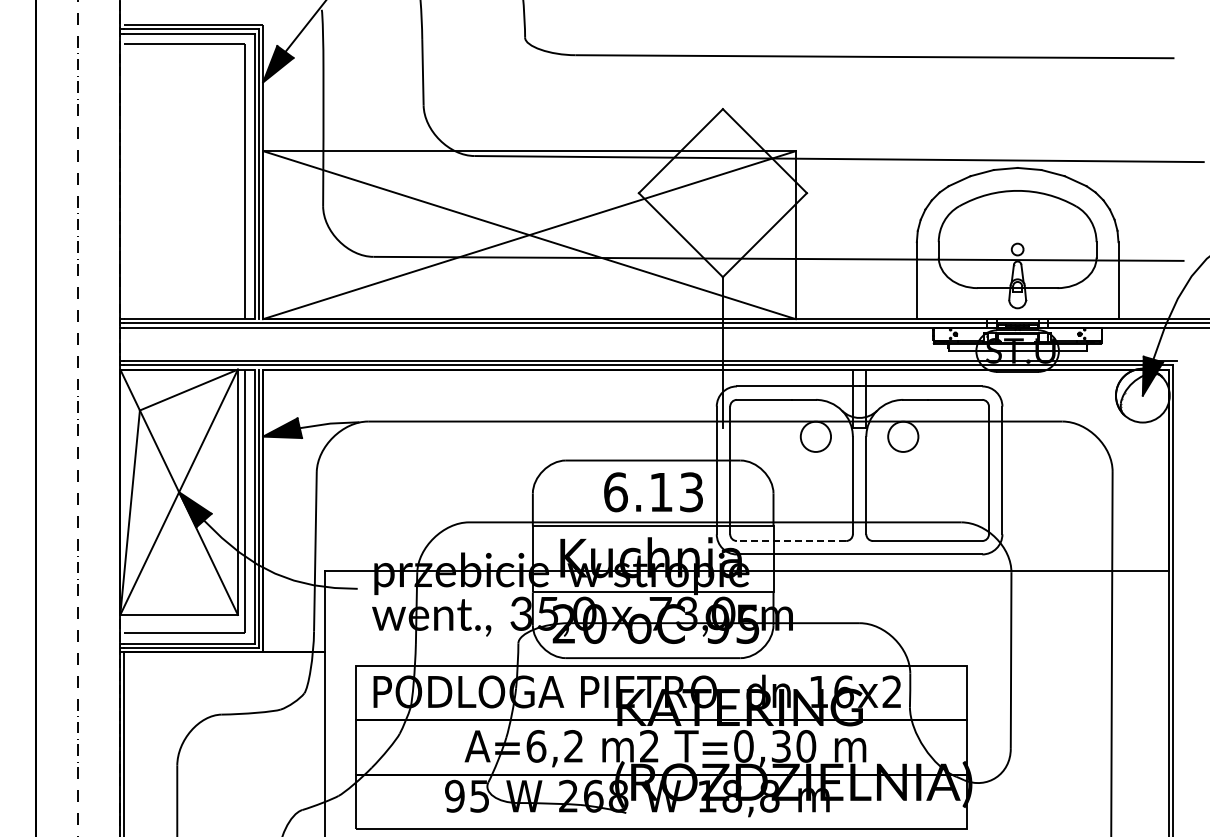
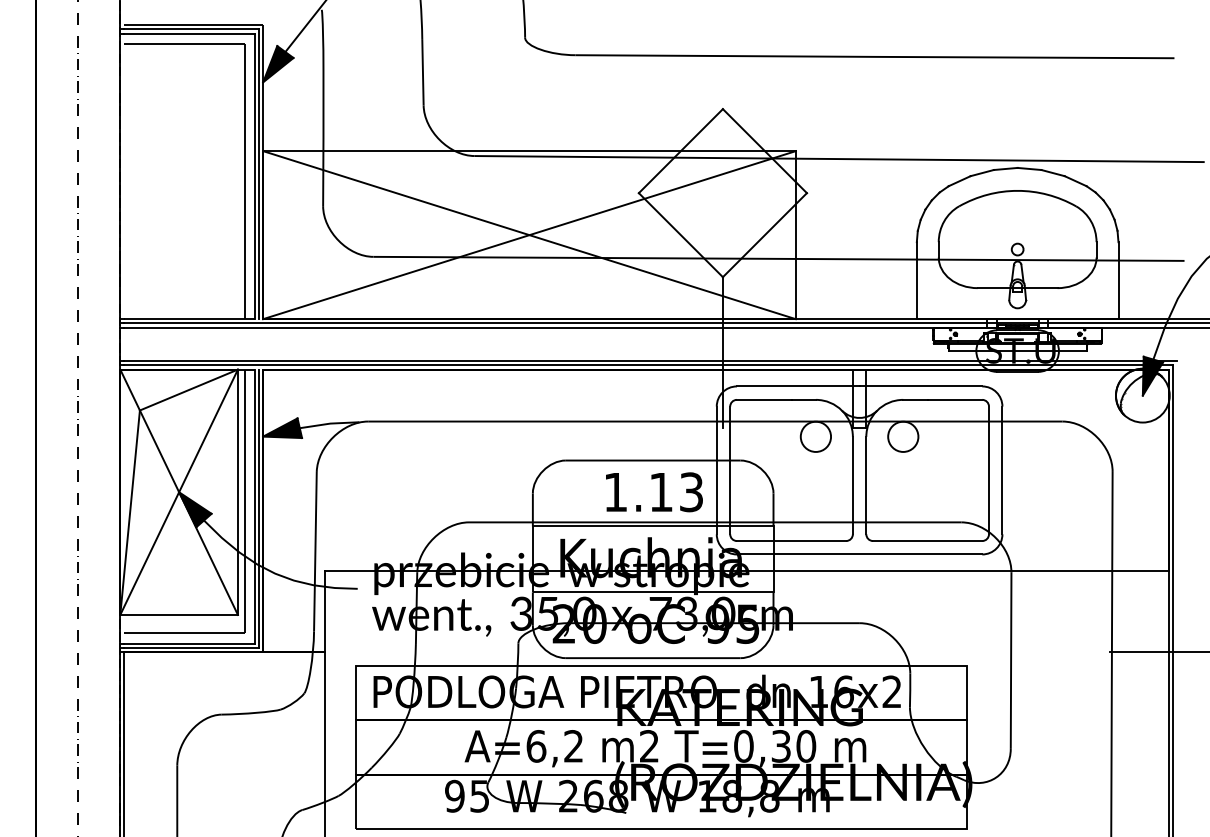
text: 6.13 -> 1.13 (615, 492)
line: dashed -> solid (791, 541)
line: none -> present (1158, 652)
